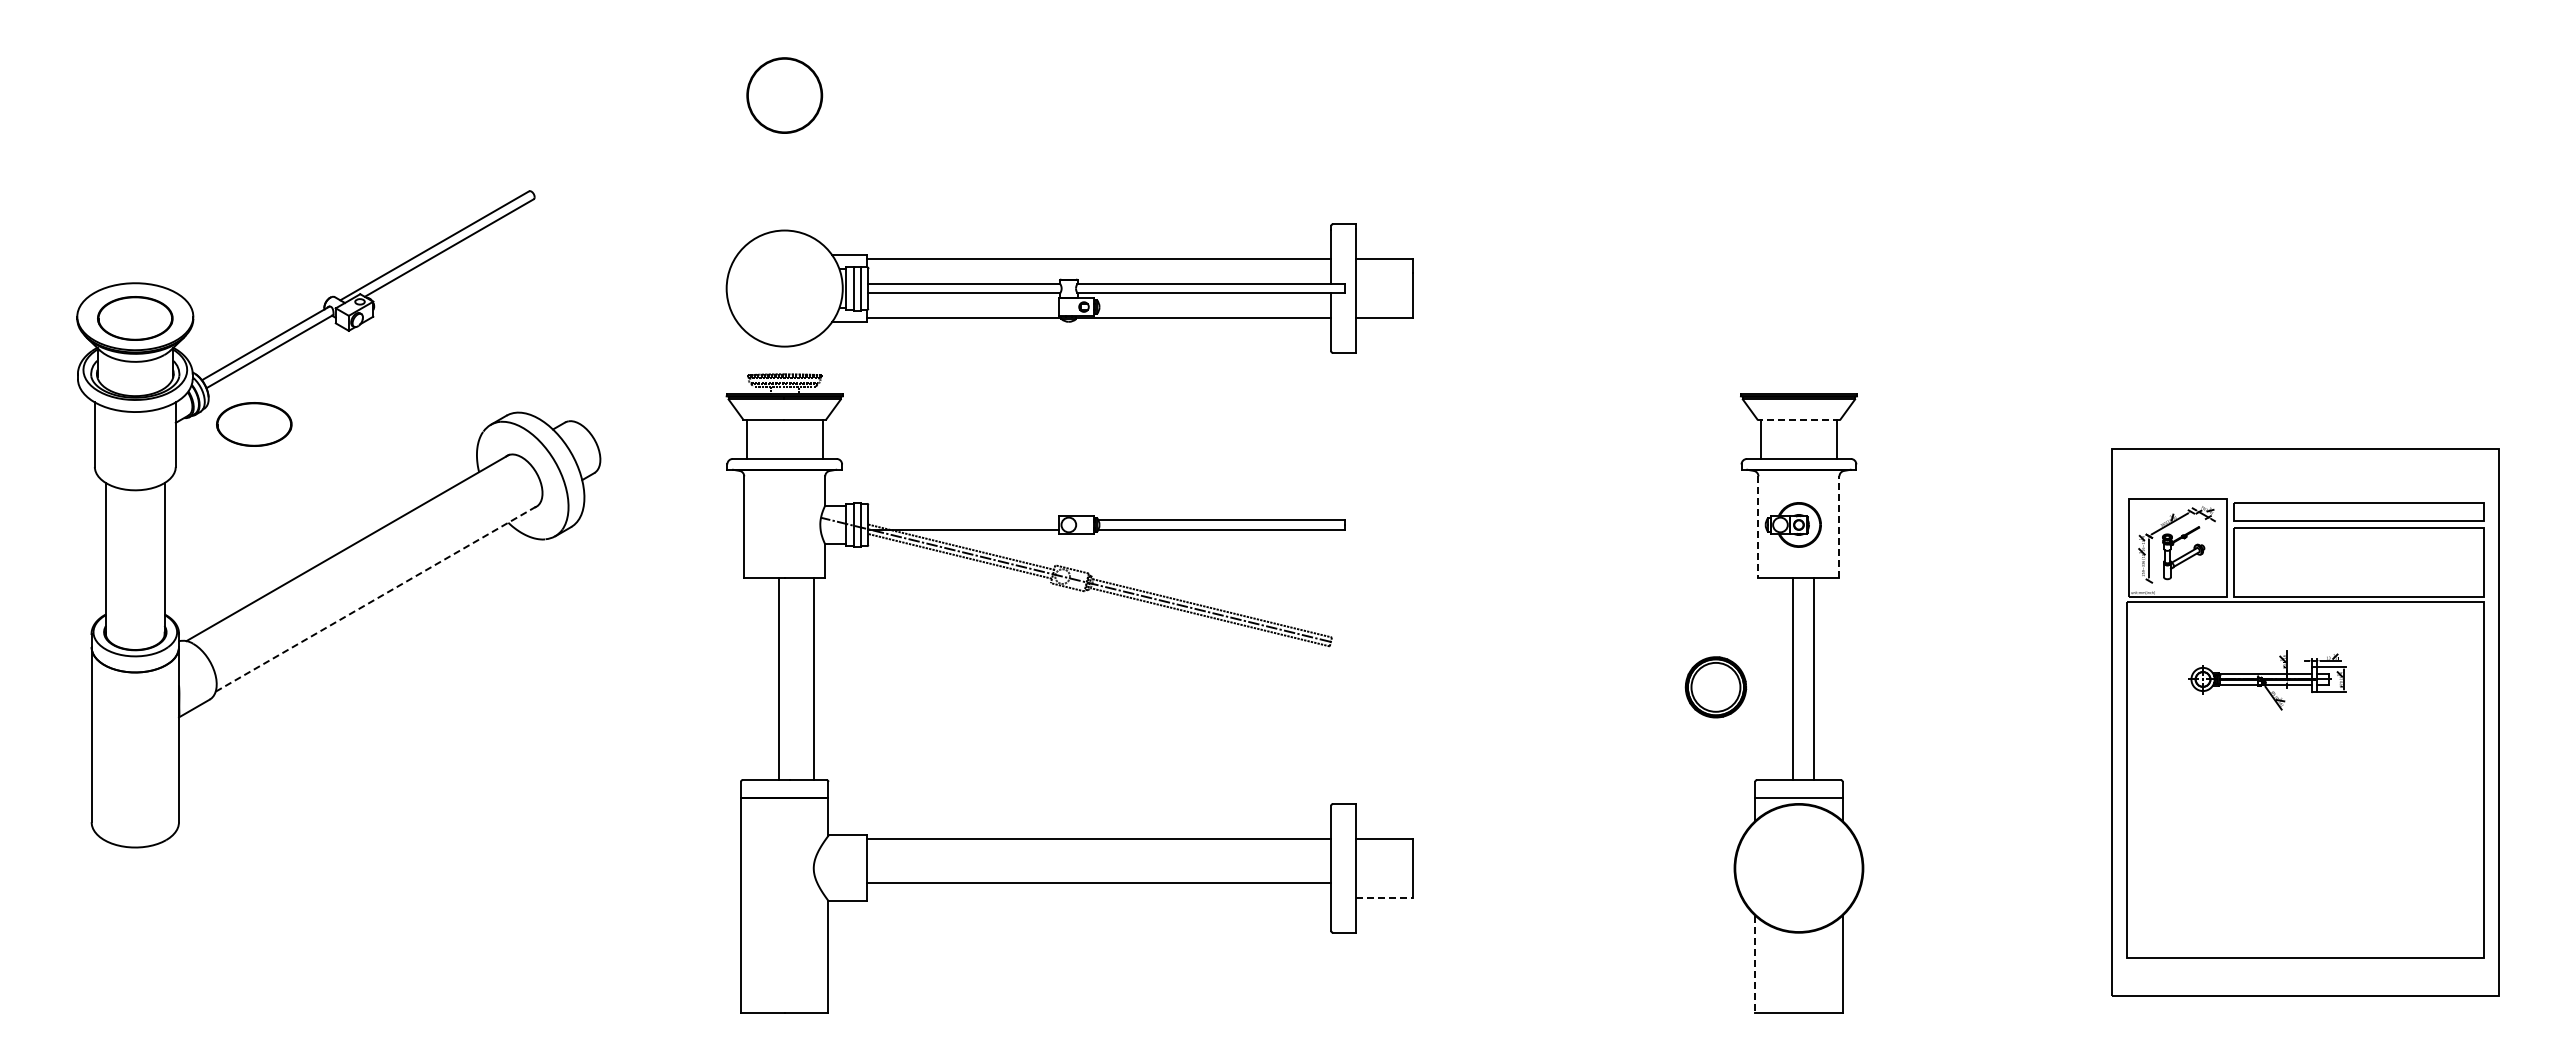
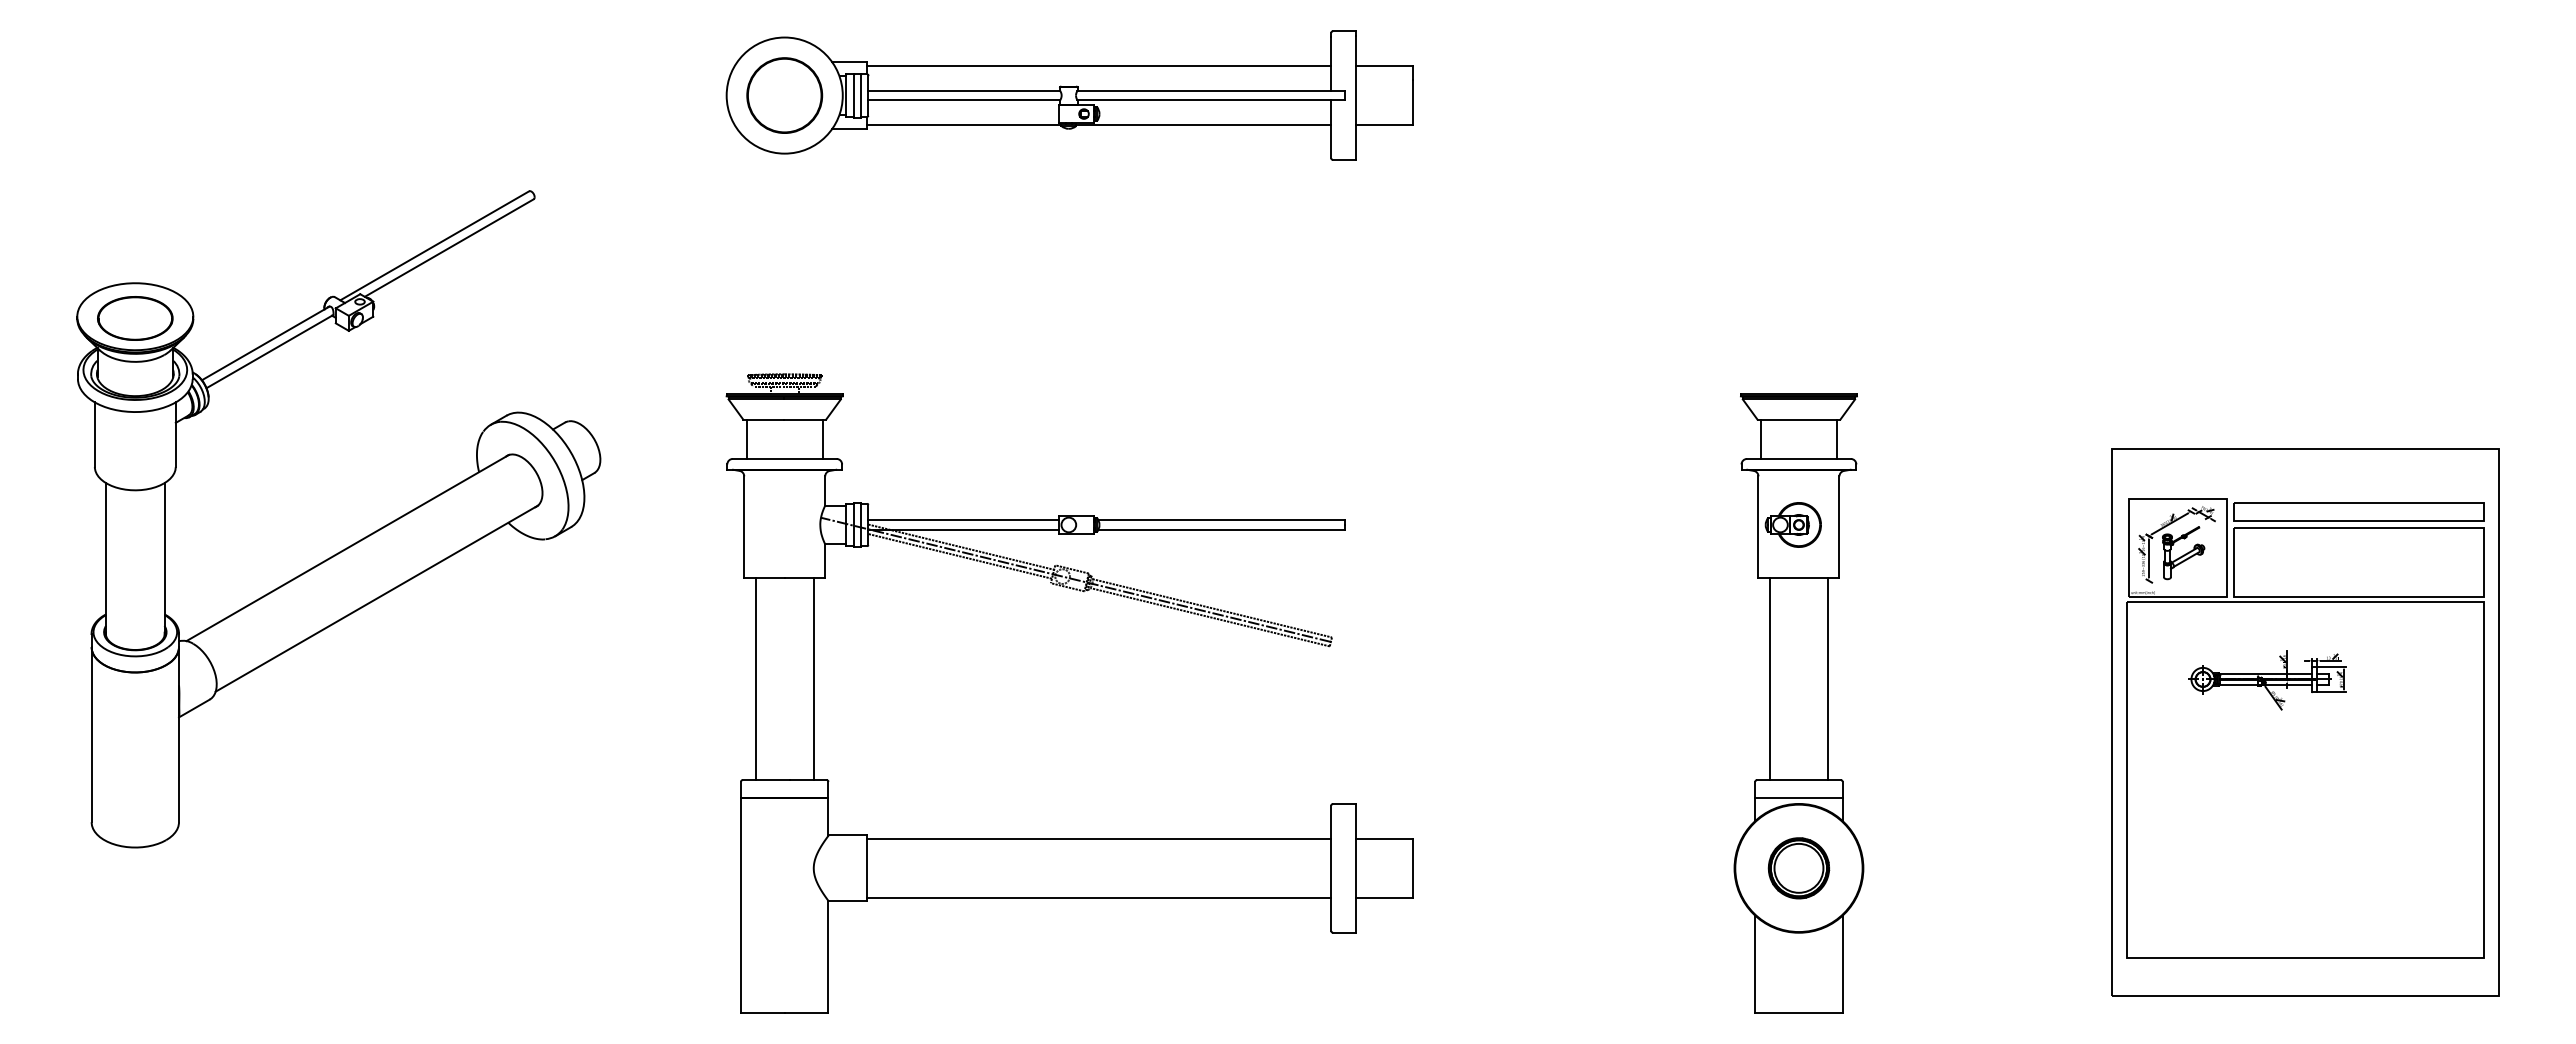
part position: (1069, 288) -> (1069, 95) (1069, 95)
line: dashed -> solid (1798, 419)
part: present -> none (254, 424)
line: none -> present (963, 520)
line: dashed -> solid (1758, 526)
line: dashed -> solid (1839, 526)
line: dashed -> solid (377, 598)
line position: (778, 678) -> (755, 678) (755, 678)
line position: (1793, 678) -> (1828, 678) (1828, 678)
line position: (1813, 678) -> (1769, 678) (1769, 678)
part position: (1715, 687) -> (1798, 868) (1798, 868)
line position: (1098, 882) -> (1098, 897) (1098, 897)
line: dashed -> solid (1384, 897)
line: dashed -> solid (1755, 964)
